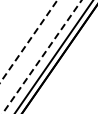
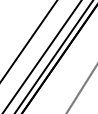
line: dashed -> solid (28, 41)
line: dashed -> solid (41, 57)
line: none -> present (81, 89)
